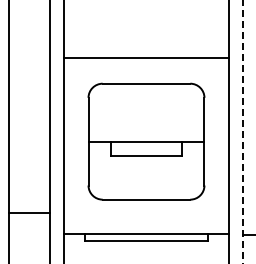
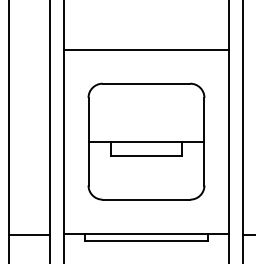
line position: (146, 57) -> (146, 49) (146, 49)
line: dashed -> solid (243, 131)
line position: (29, 213) -> (29, 235) (29, 235)
